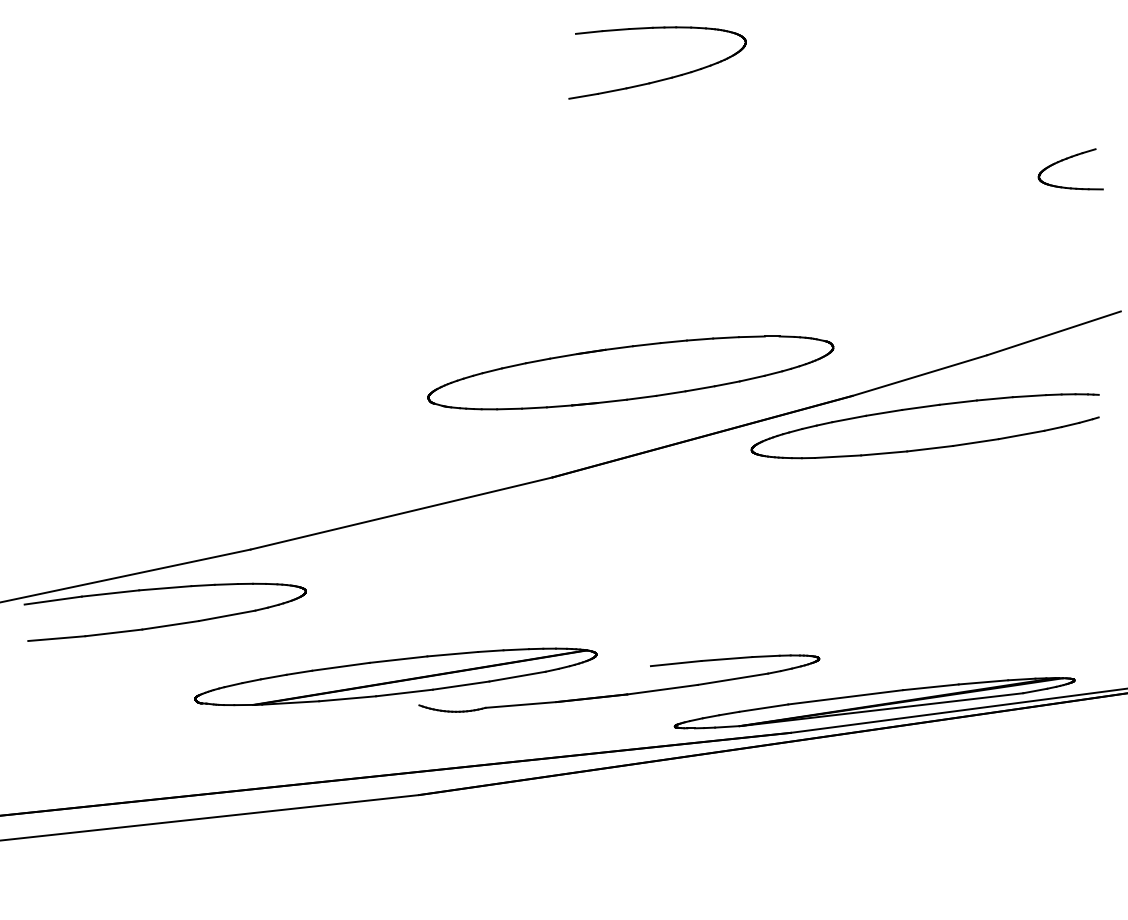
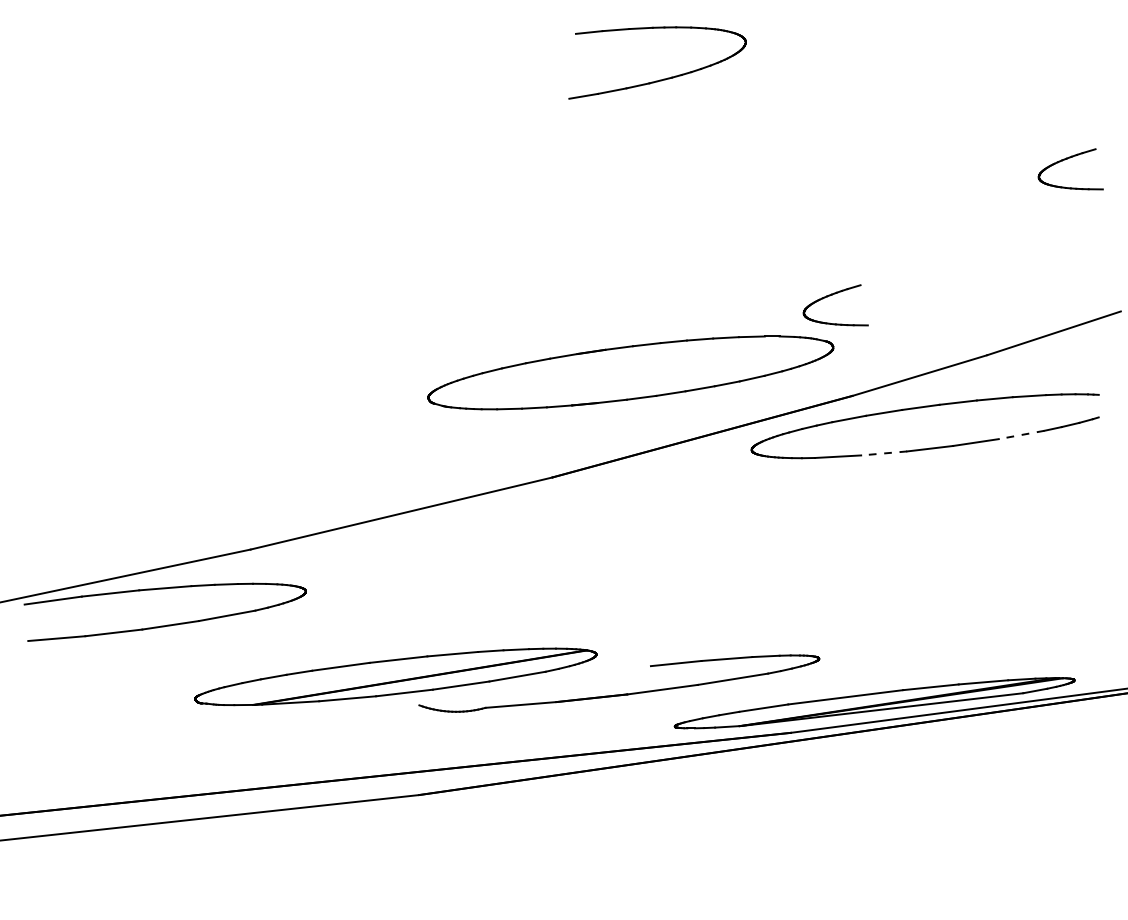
part: none -> present (830, 296)
line: solid -> dashed (1021, 435)
line: solid -> dashed (883, 453)
